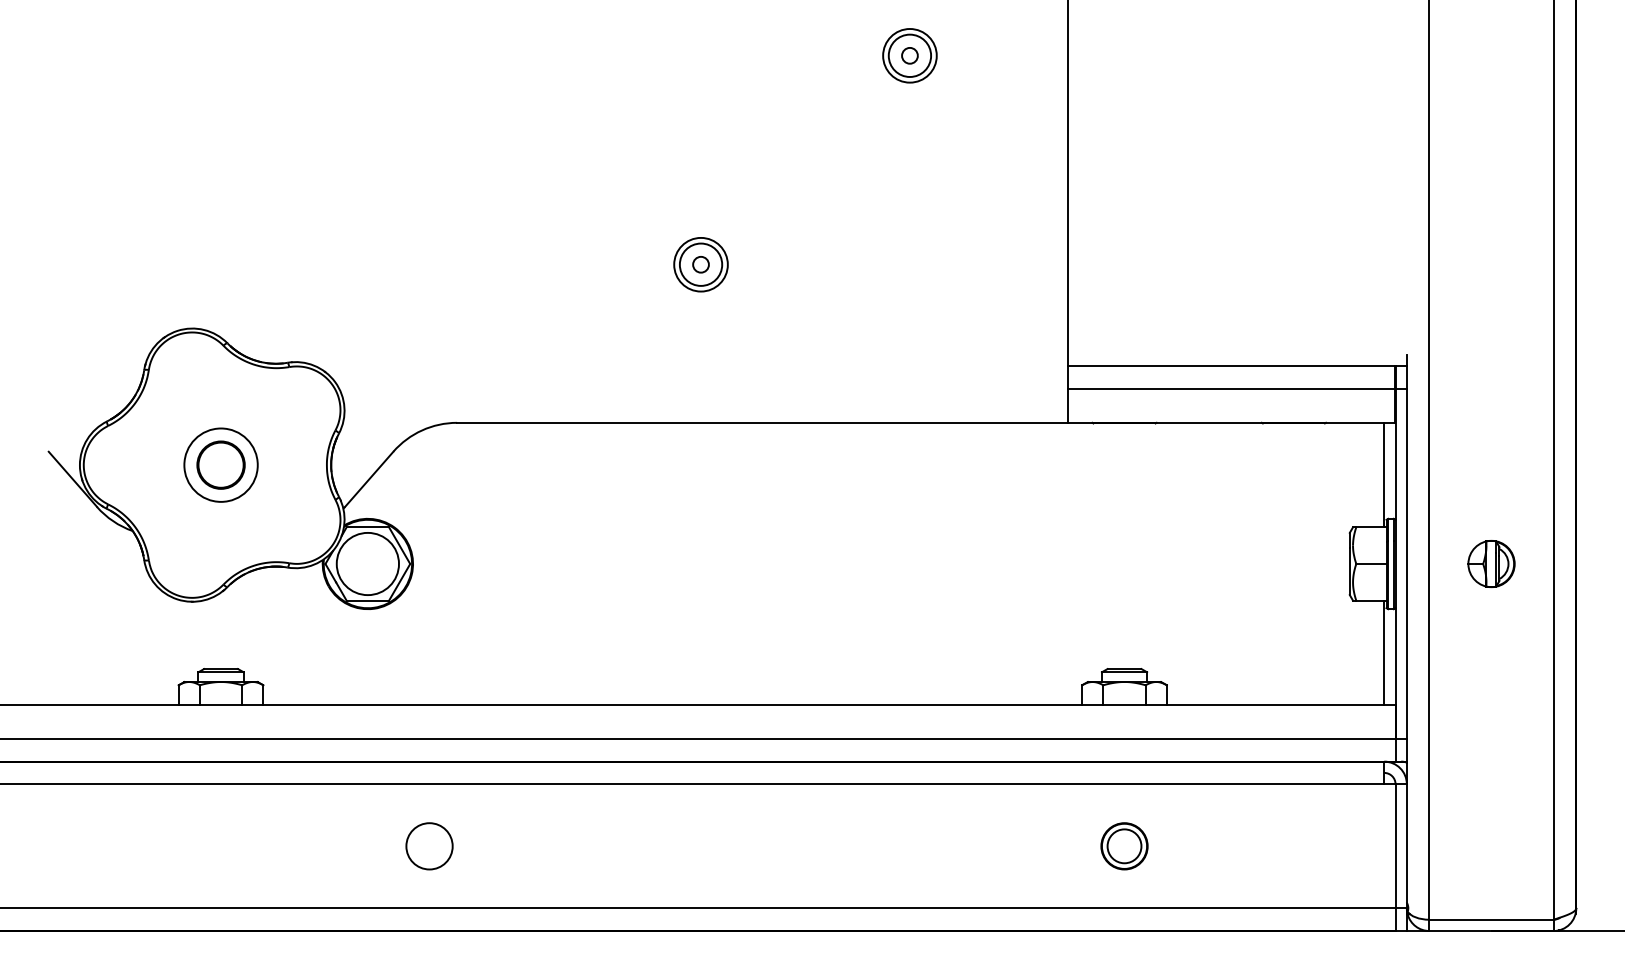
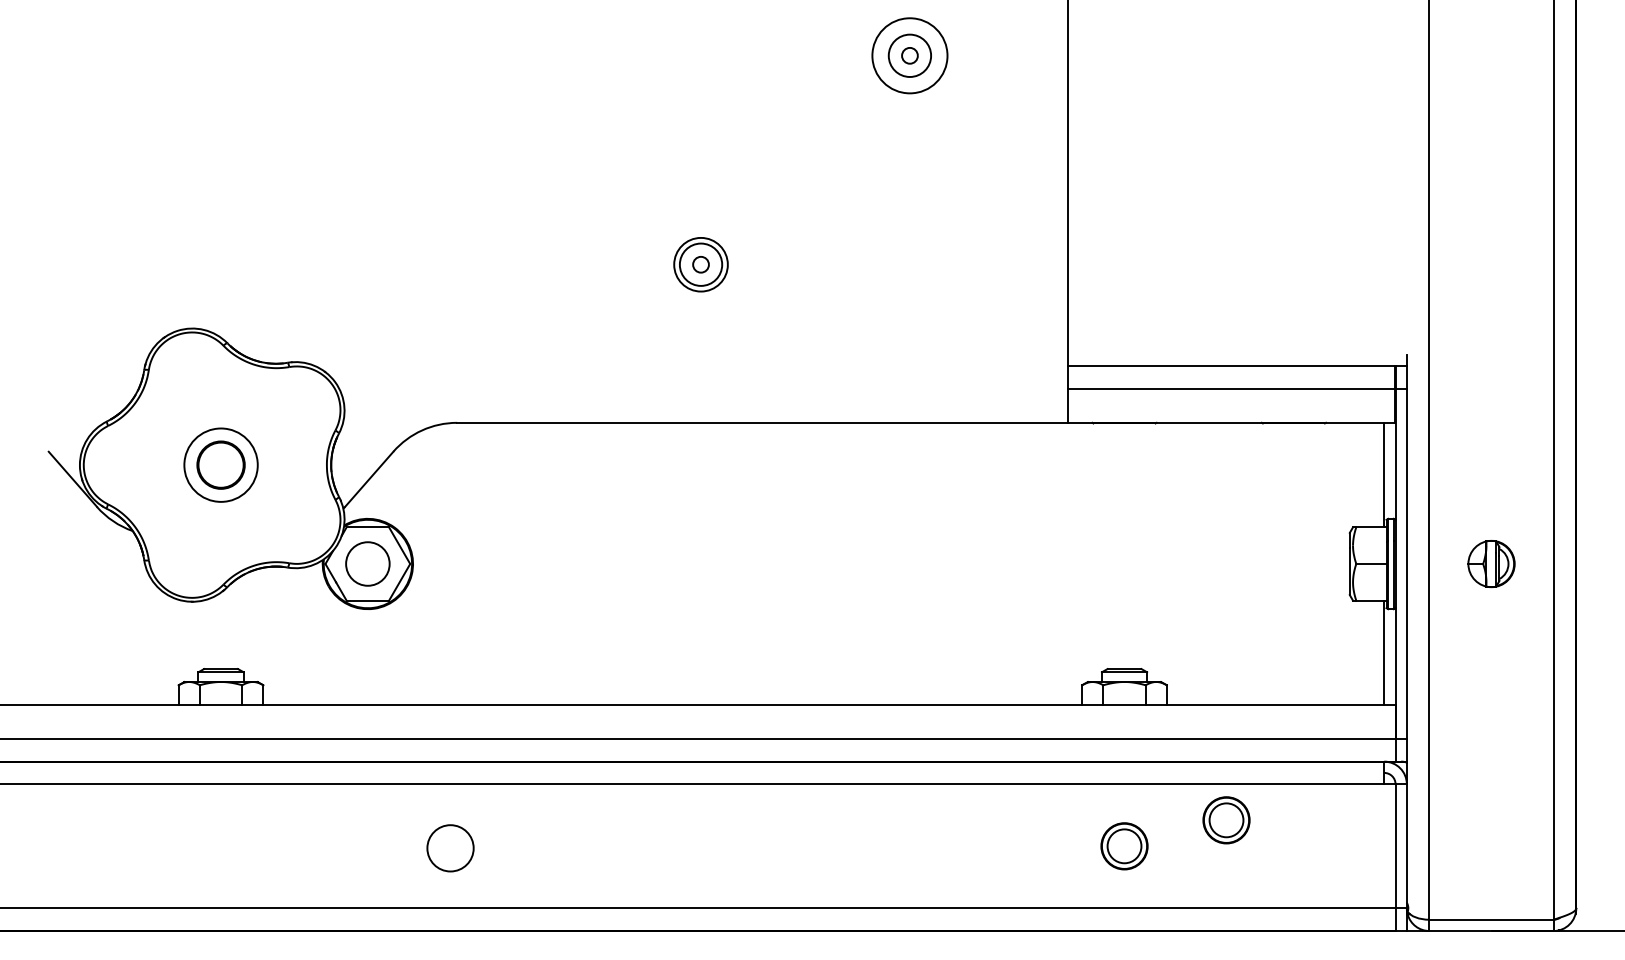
circle diameter: 54 px -> 75 px (909, 55)
circle diameter: 62 px -> 44 px (367, 563)
part: none -> present (1226, 820)
circle position: (429, 846) -> (450, 848) (450, 848)
